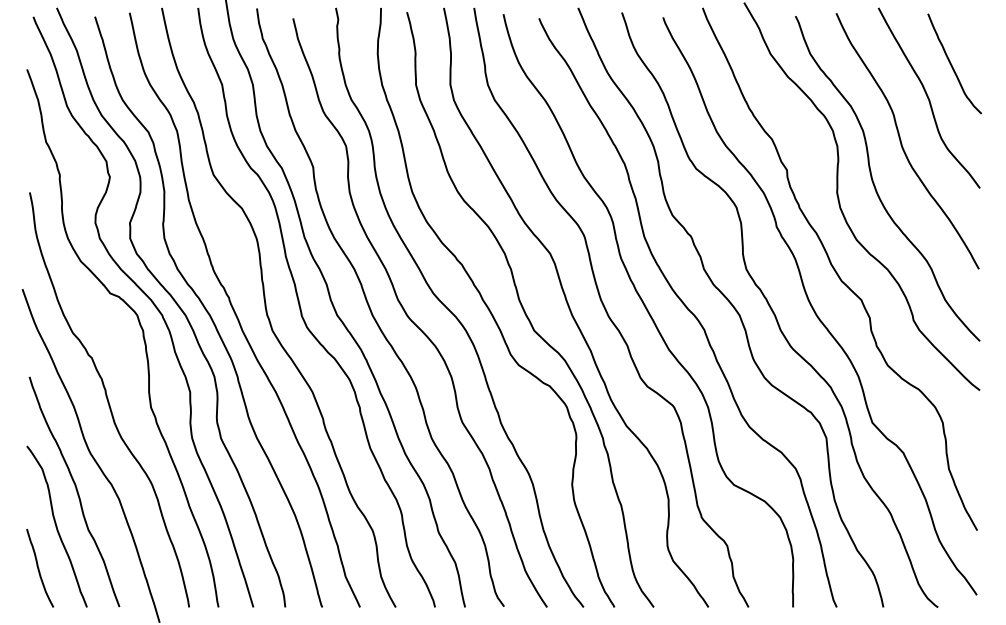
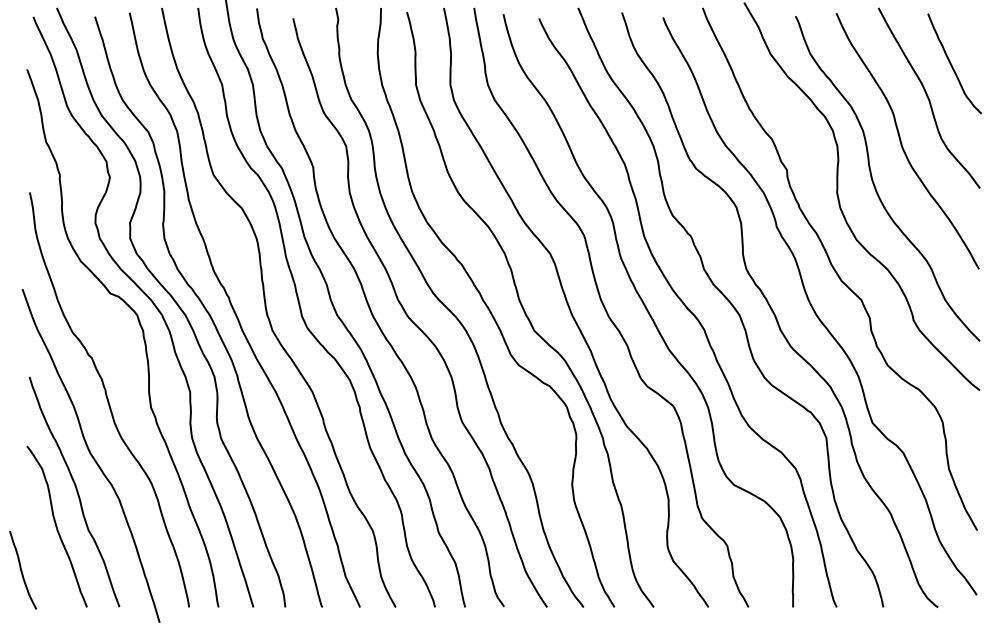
curve position: (39, 568) -> (22, 570) (22, 570)
